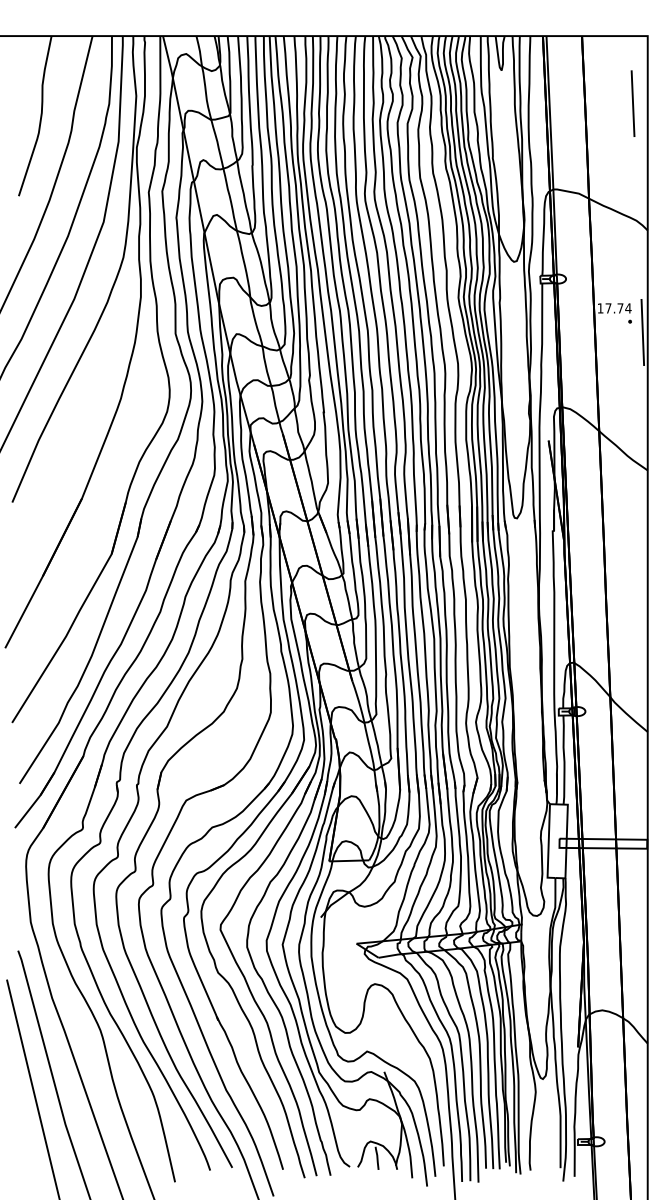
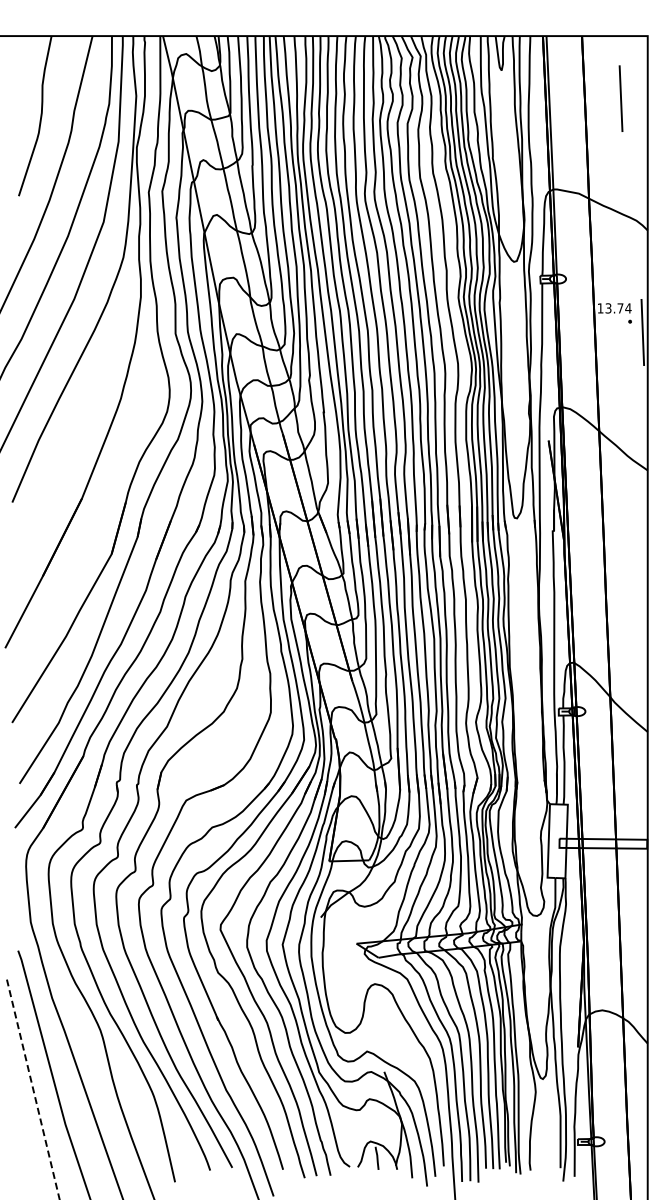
line position: (632, 103) -> (620, 98) (620, 98)
text: 17.74 -> 13.74 (608, 308)
line: solid -> dashed (33, 1089)
